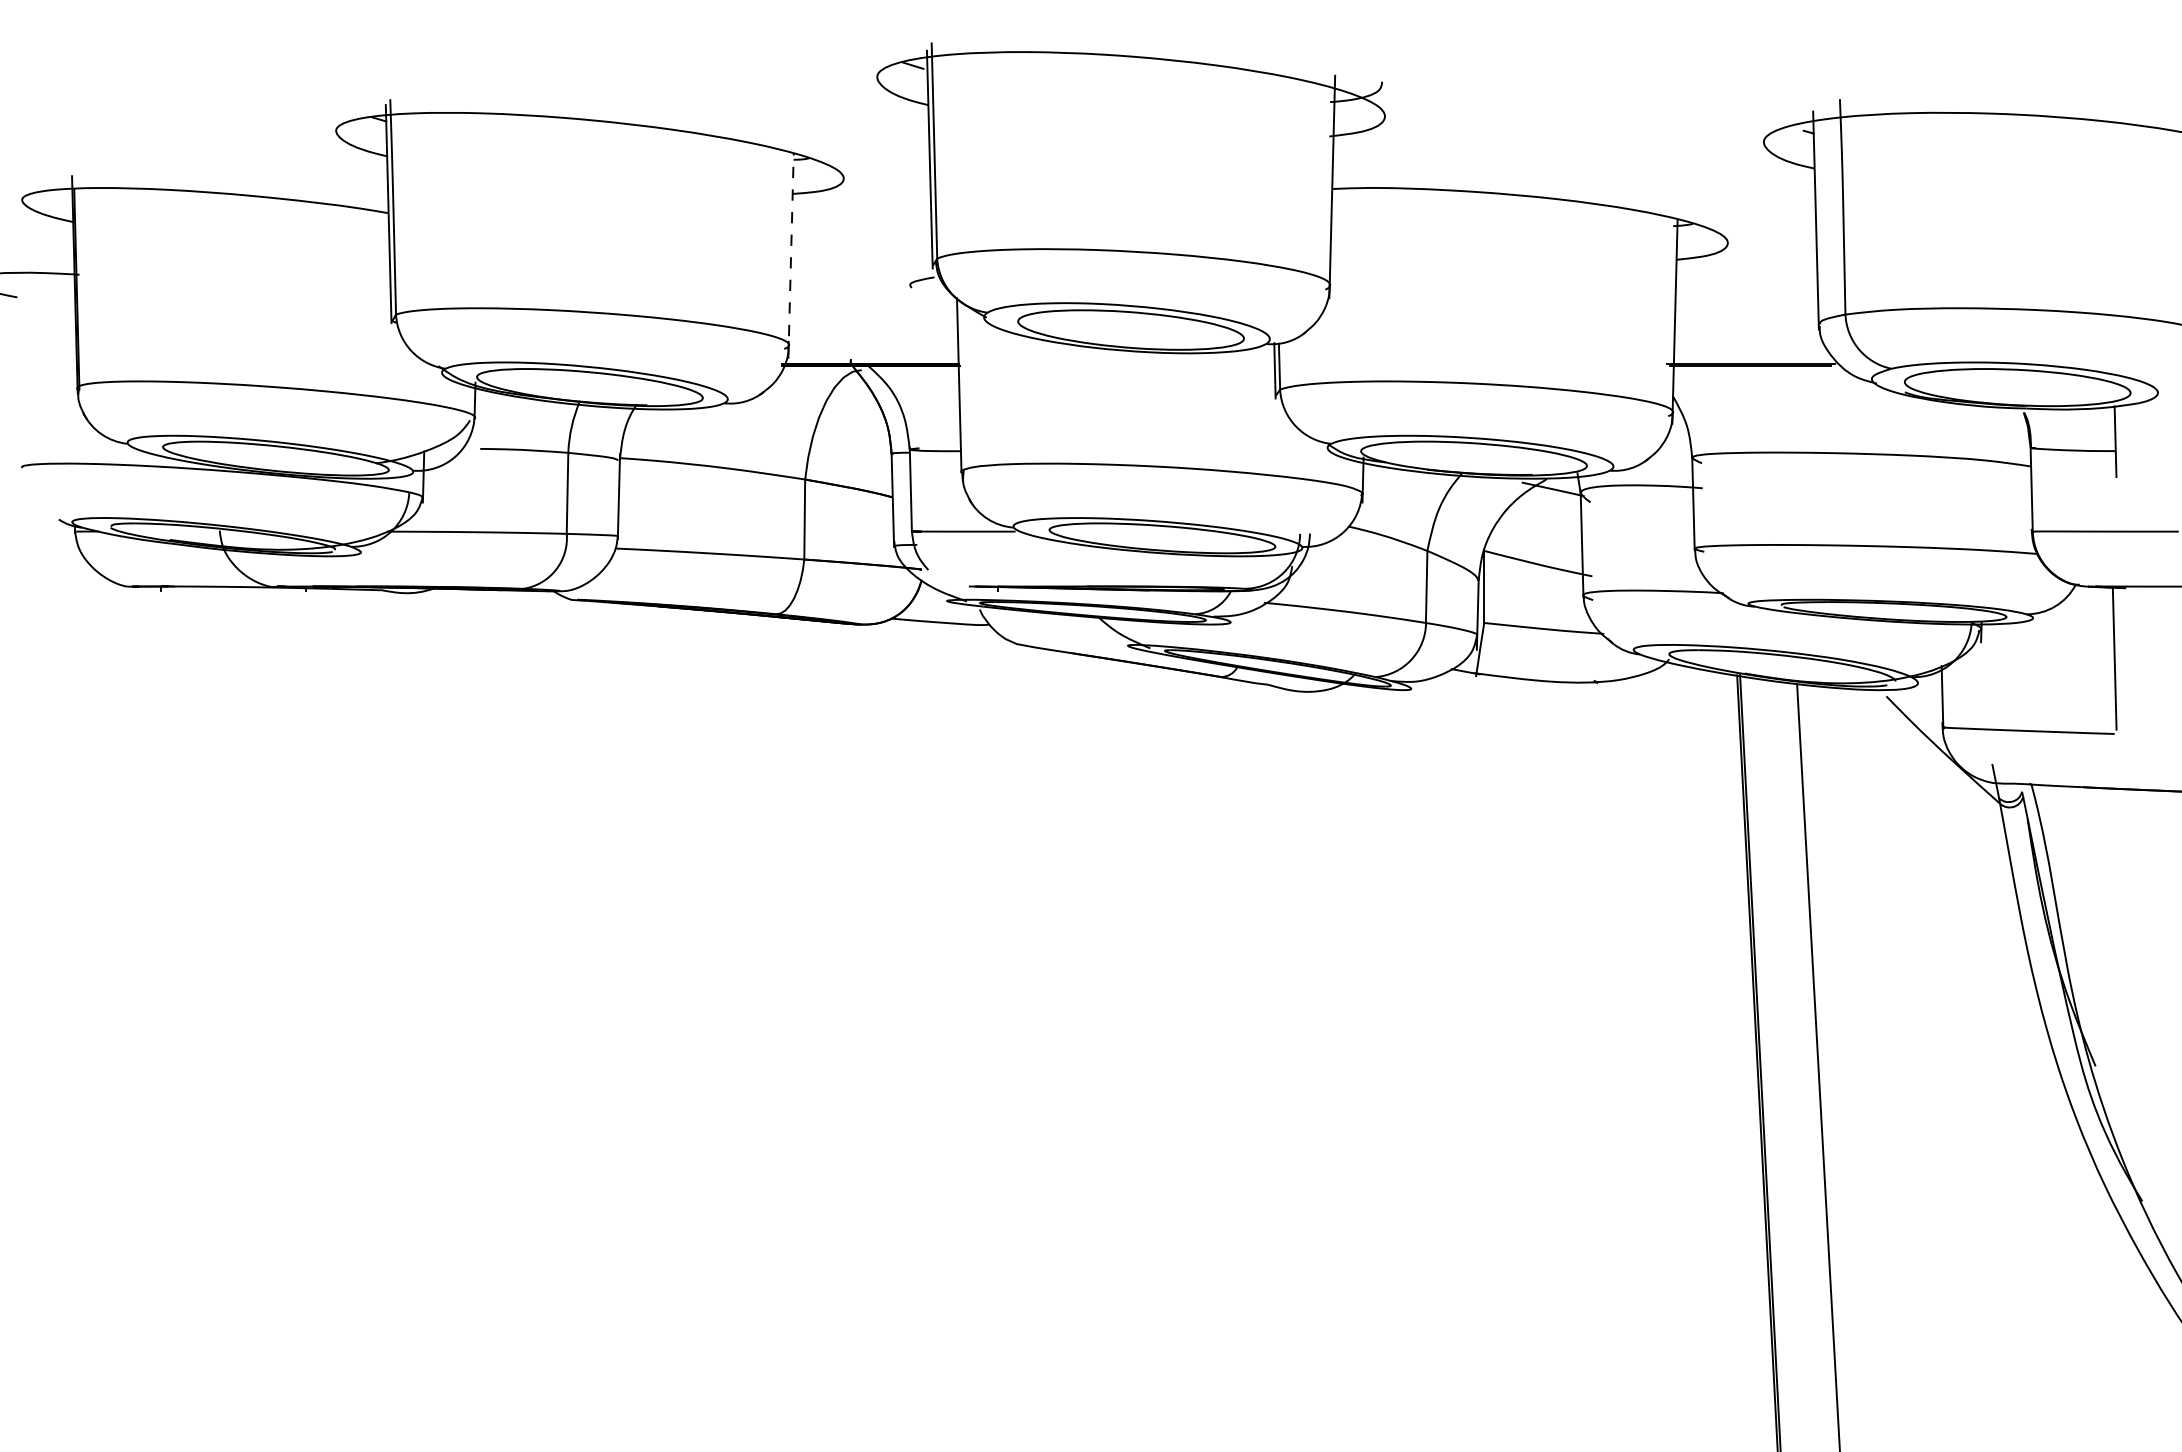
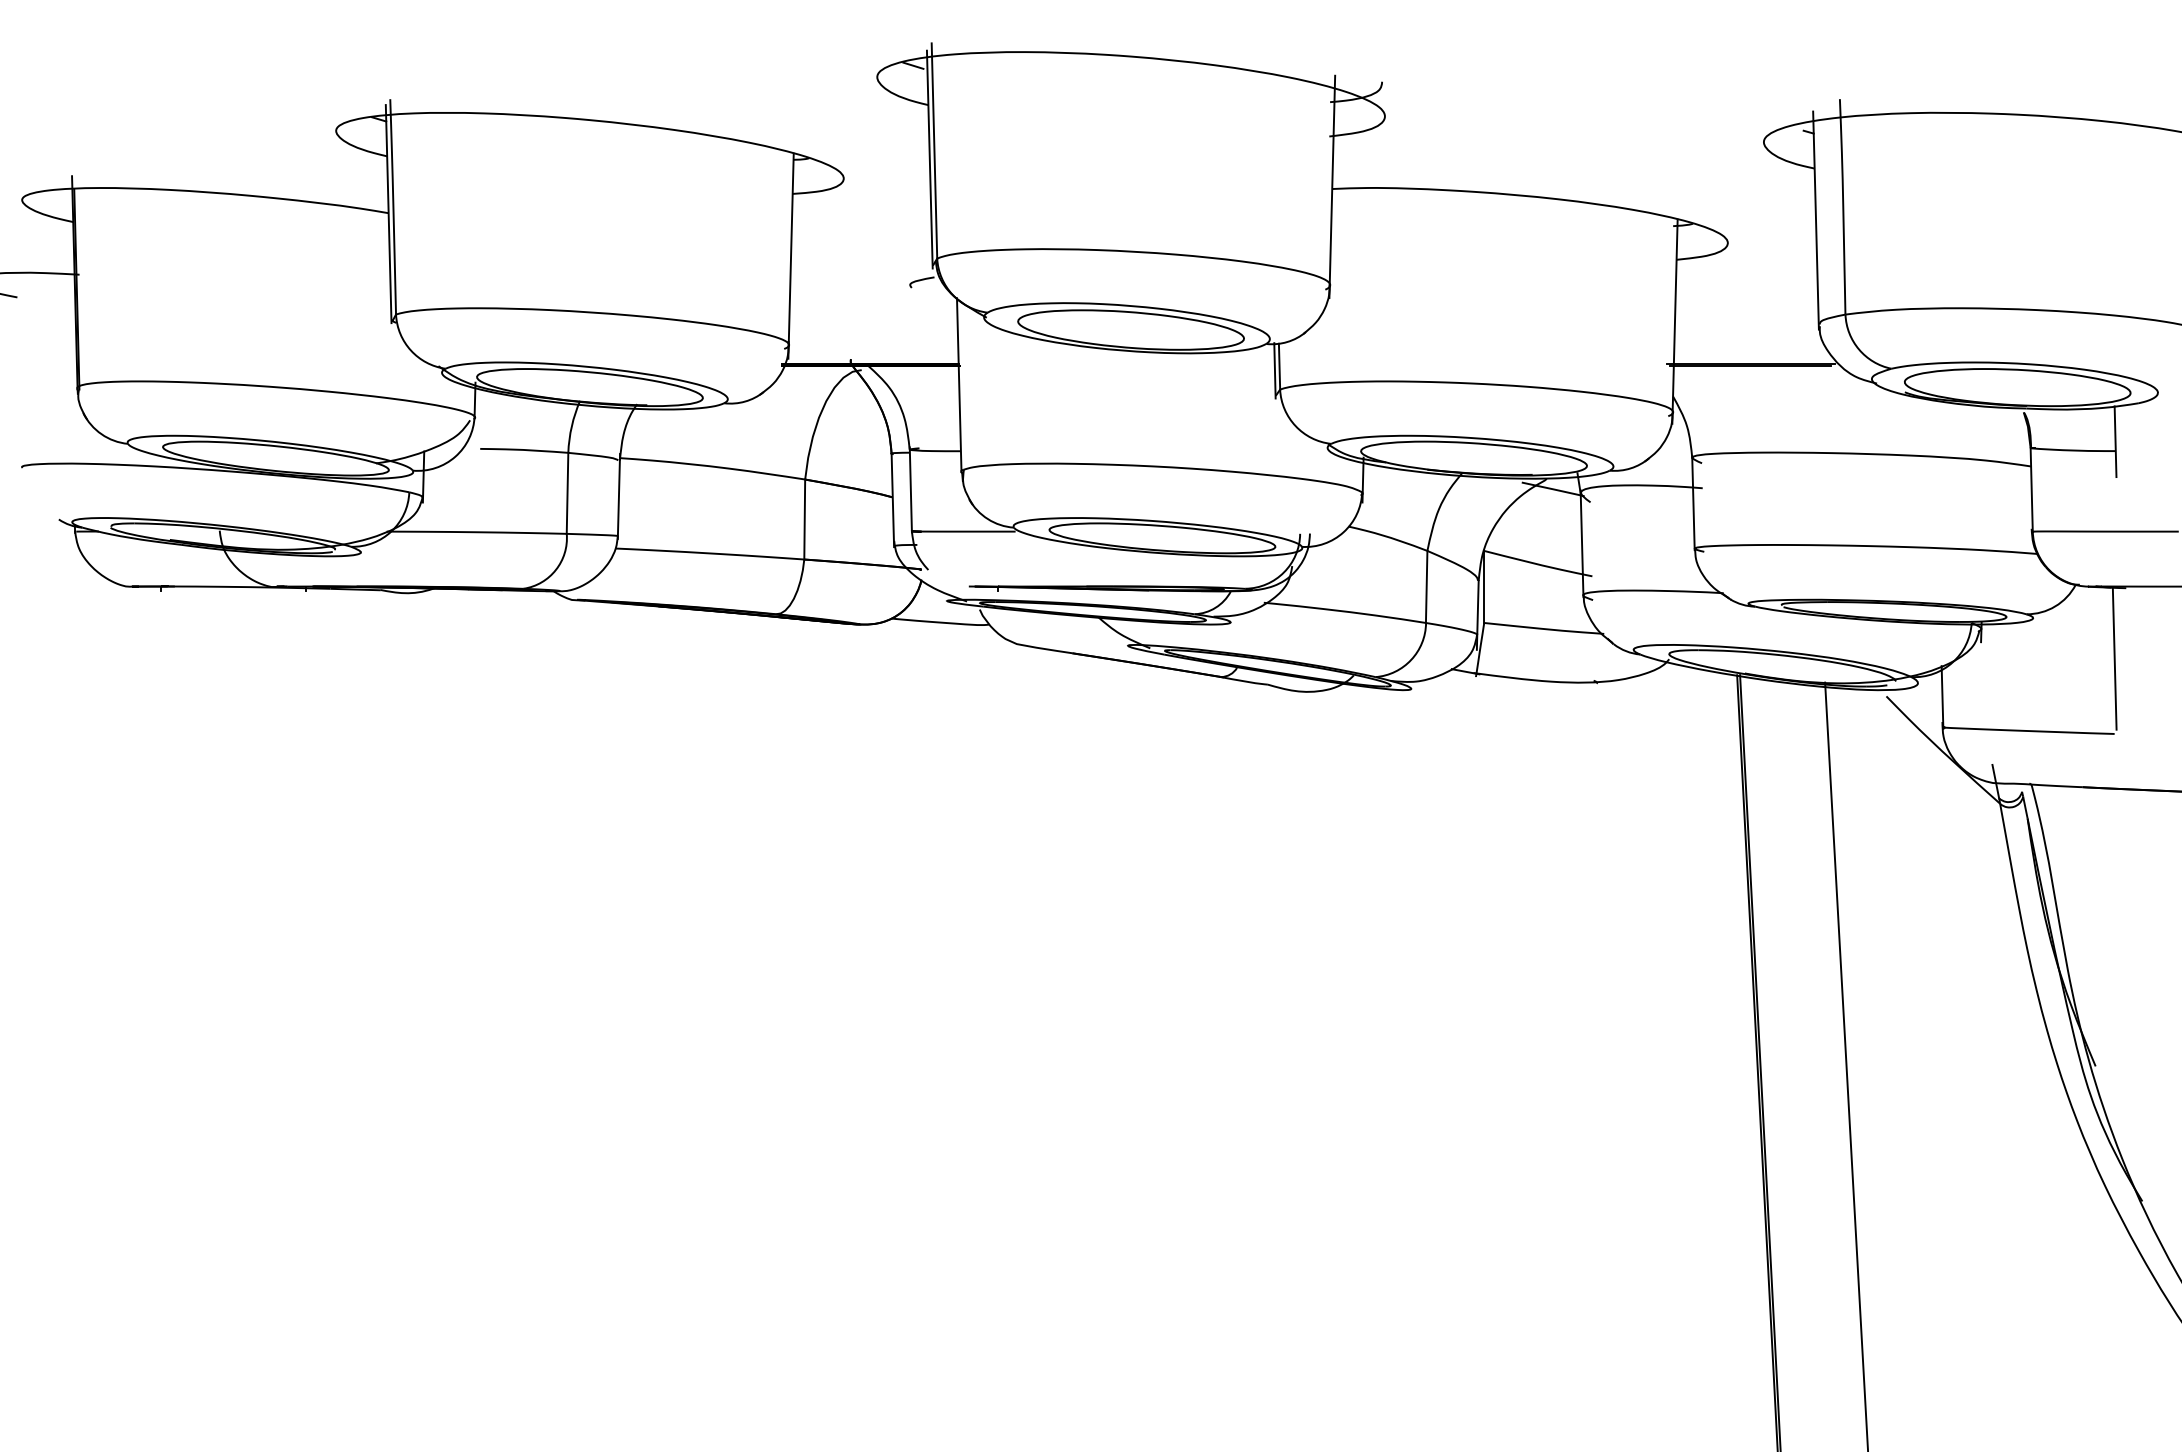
line: dashed -> solid (791, 256)
line position: (1818, 1066) -> (1846, 1065) (1846, 1065)
